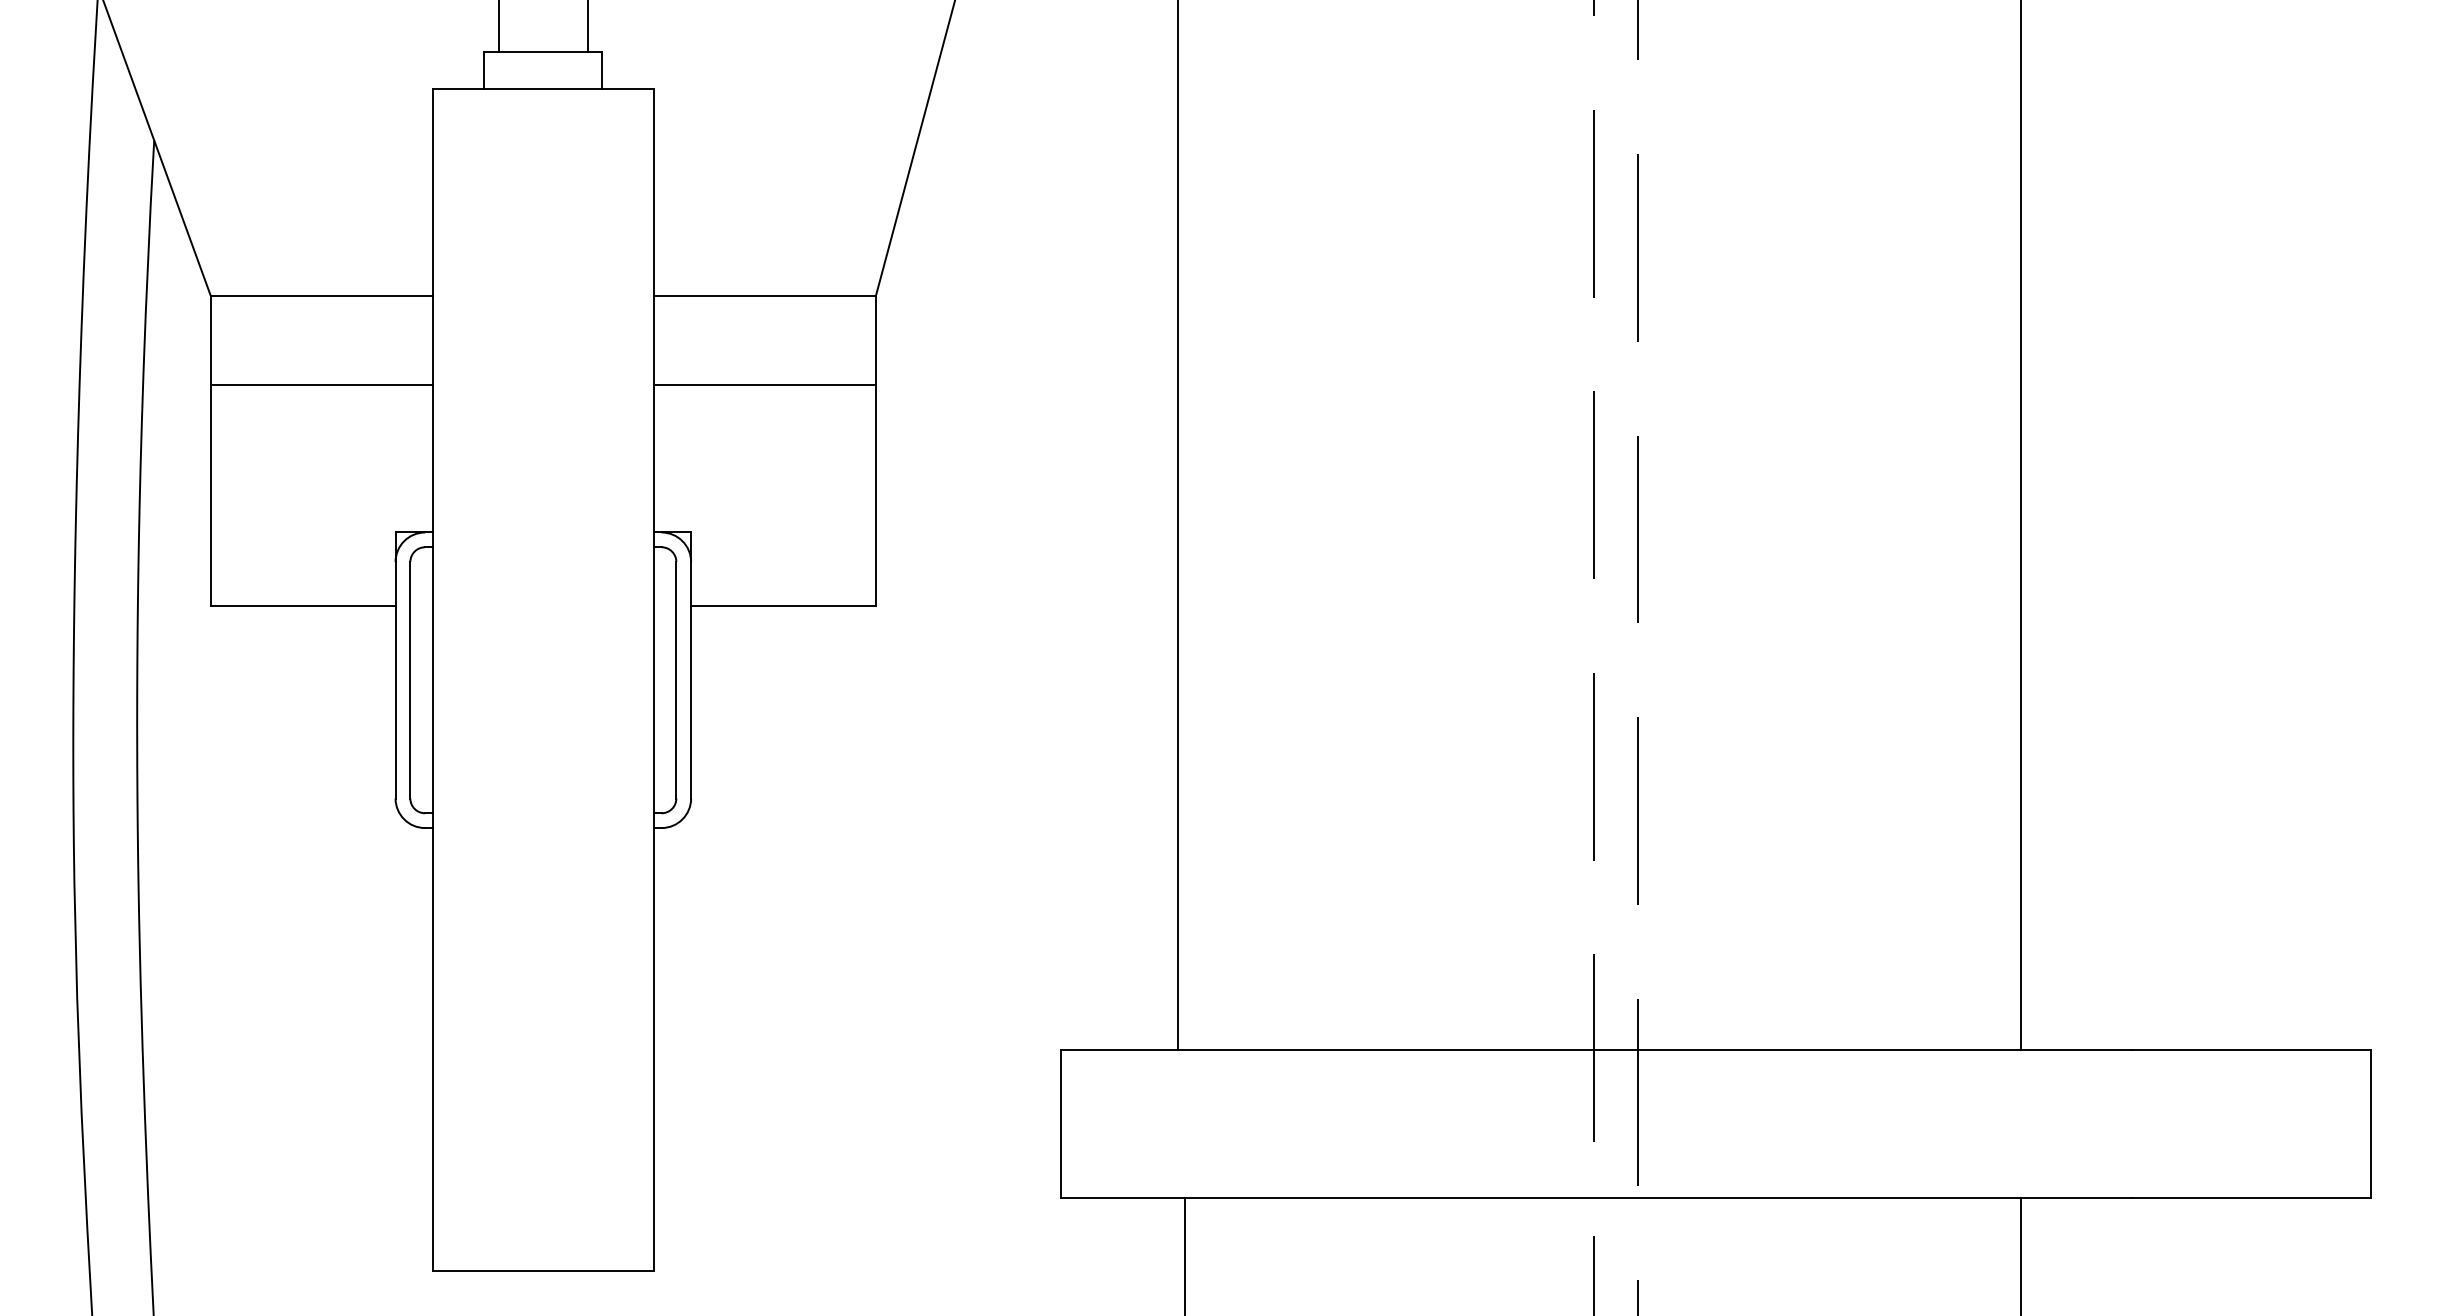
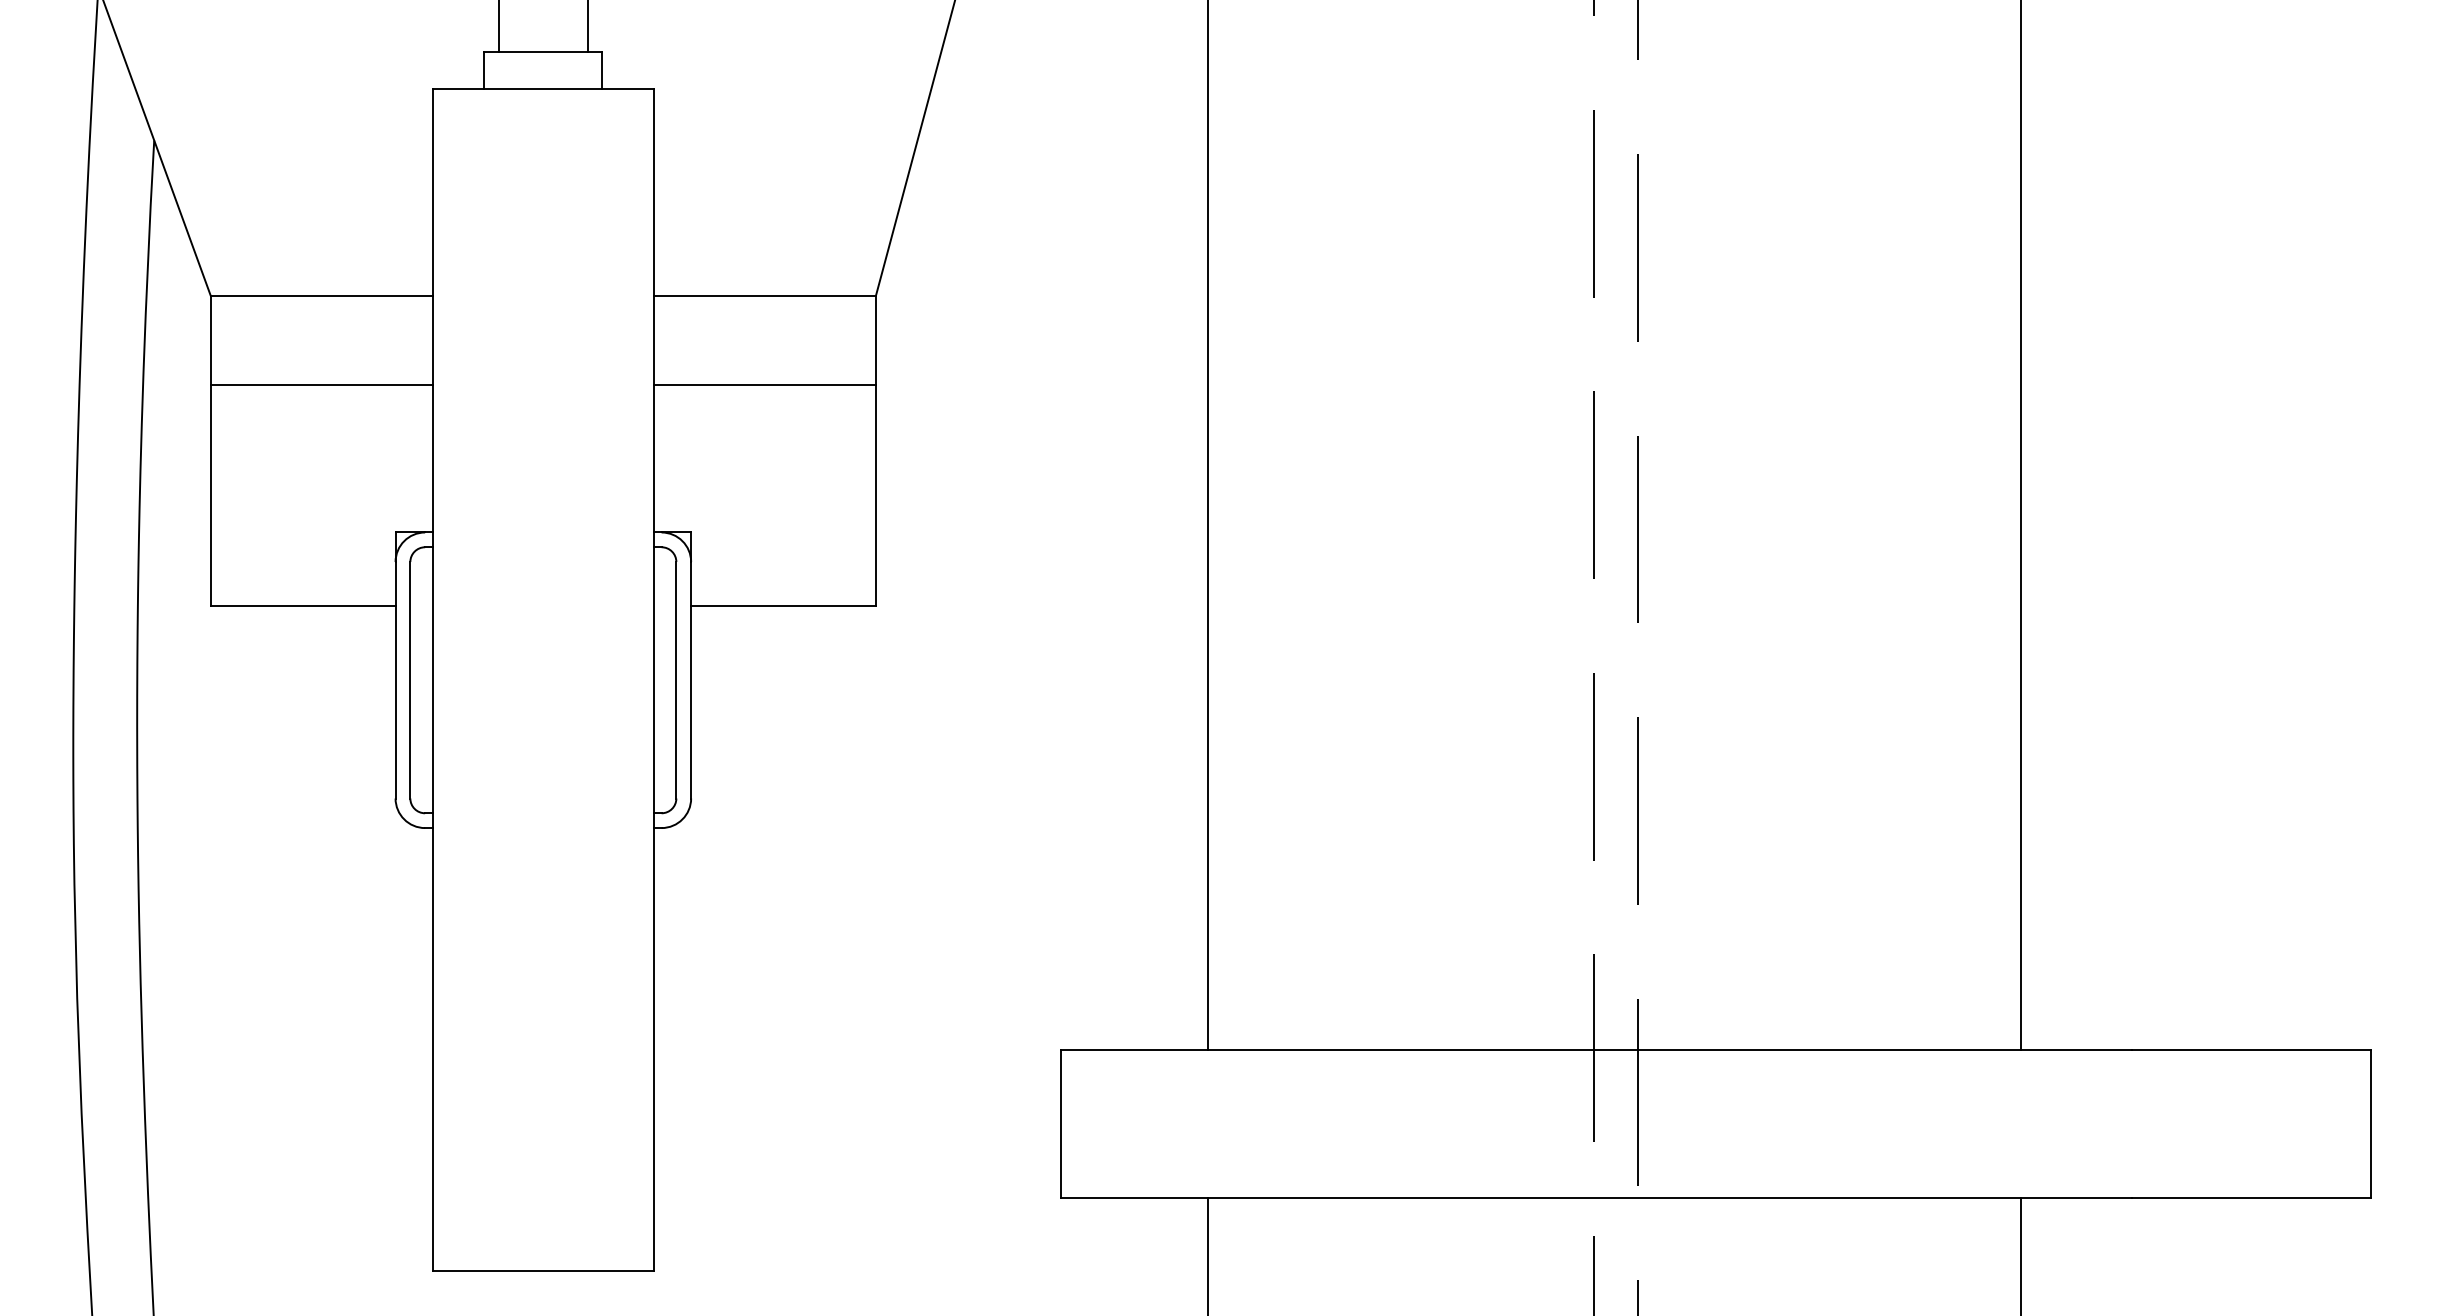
line position: (1178, 525) -> (1208, 525) (1208, 525)
line position: (1185, 1254) -> (1208, 1254) (1208, 1254)
